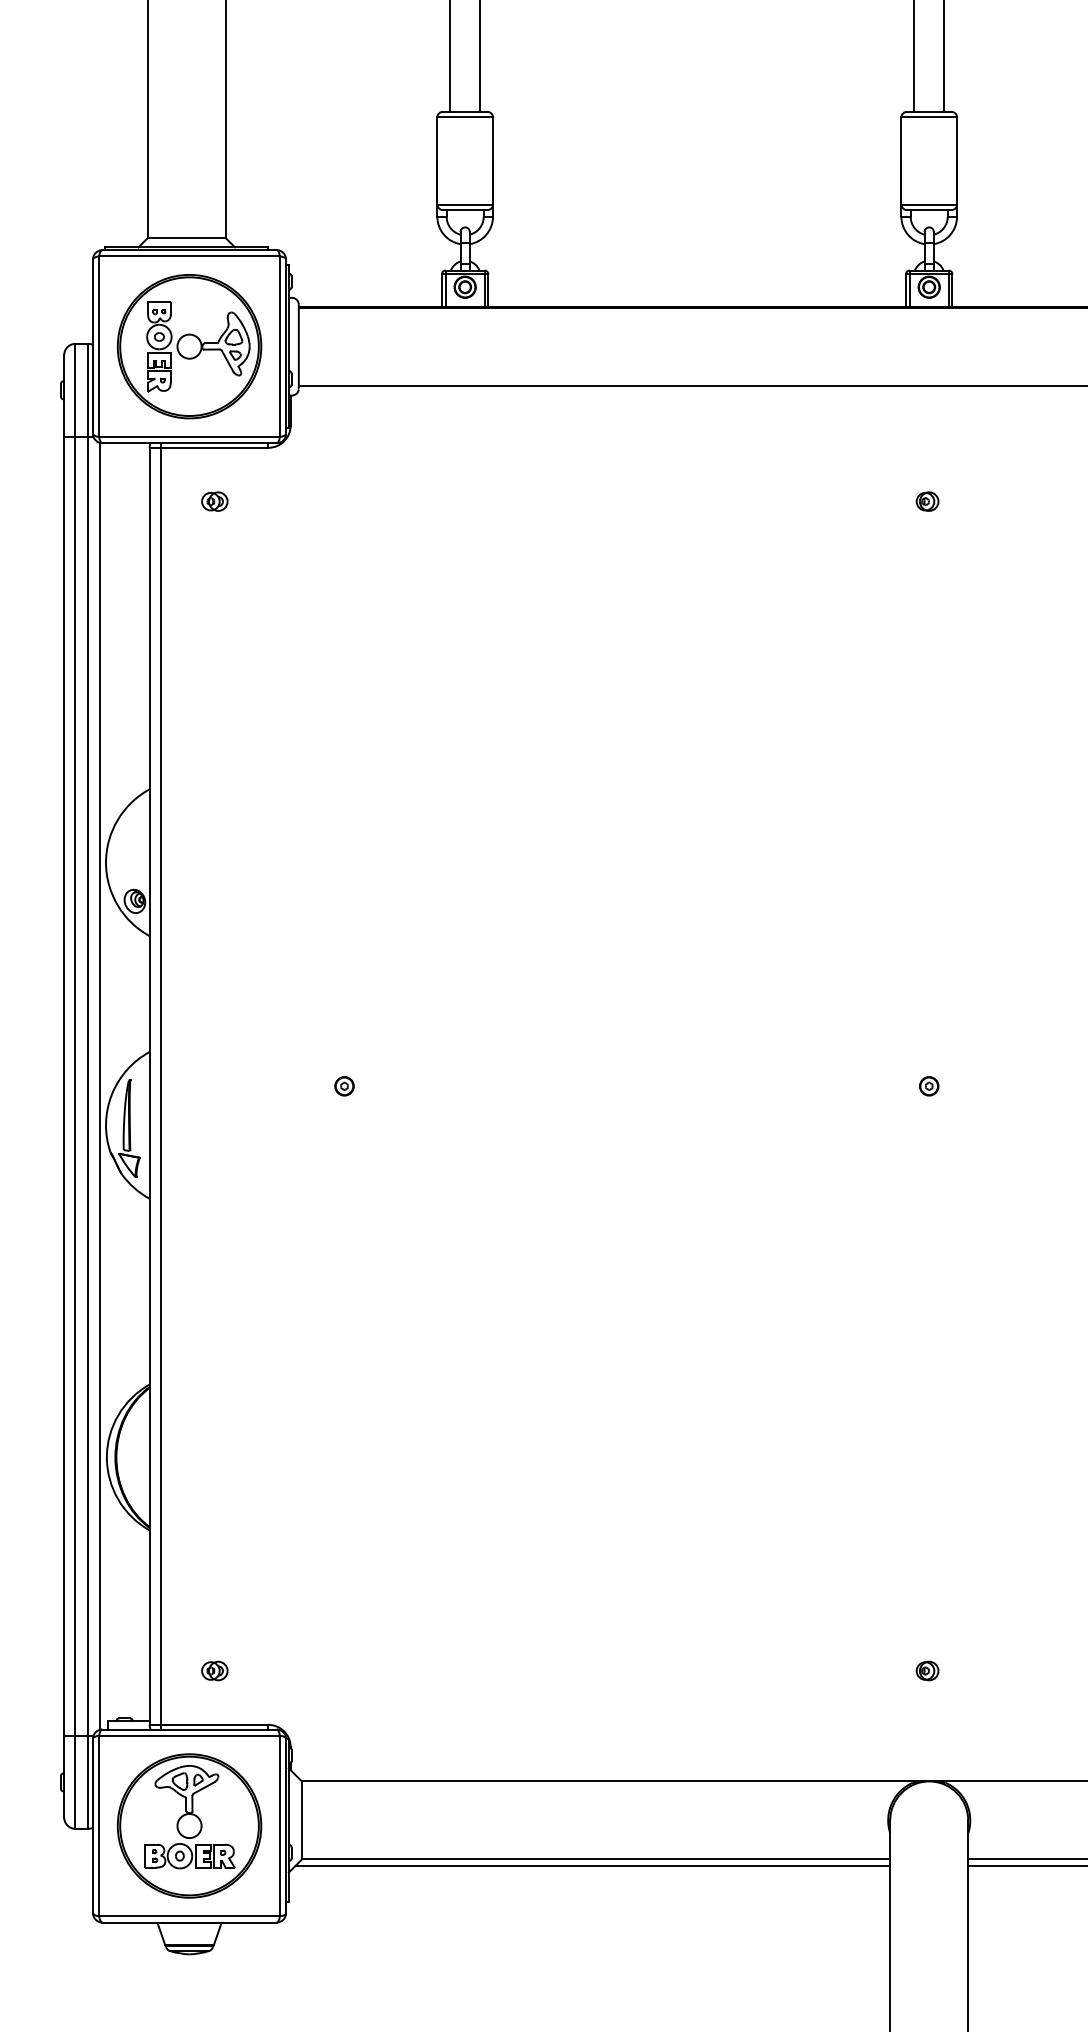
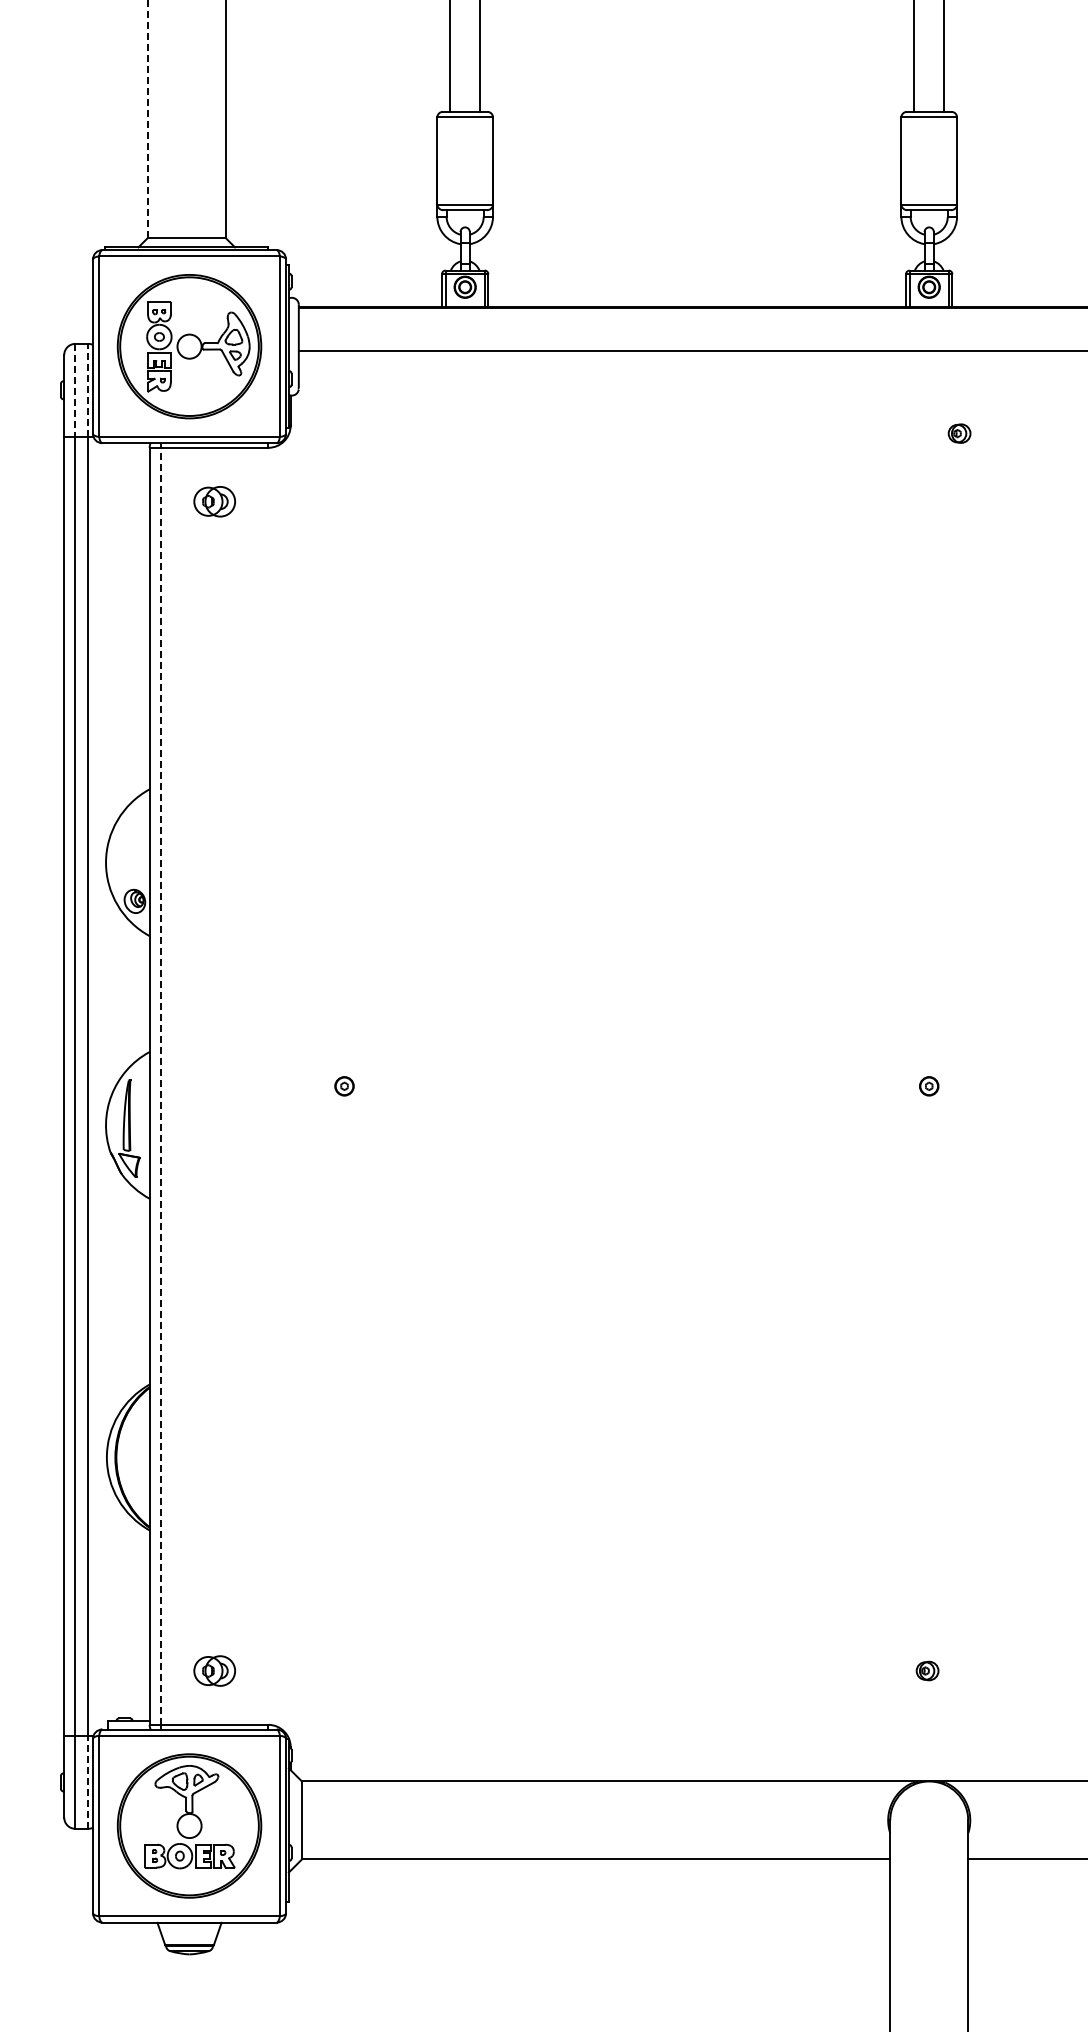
line: solid -> dashed (147, 119)
line position: (691, 385) -> (691, 350) (691, 350)
line: solid -> dashed (88, 389)
line: solid -> dashed (75, 390)
part size: 28x21 px -> 43x32 px (214, 501)
part position: (927, 501) -> (959, 433) (959, 433)
line: present -> none (99, 1085)
line: solid -> dashed (160, 1086)
part size: 28x22 px -> 43x32 px (214, 1670)
line: solid -> dashed (88, 1781)
line: present -> none (592, 1865)
line: present -> none (1026, 1865)
